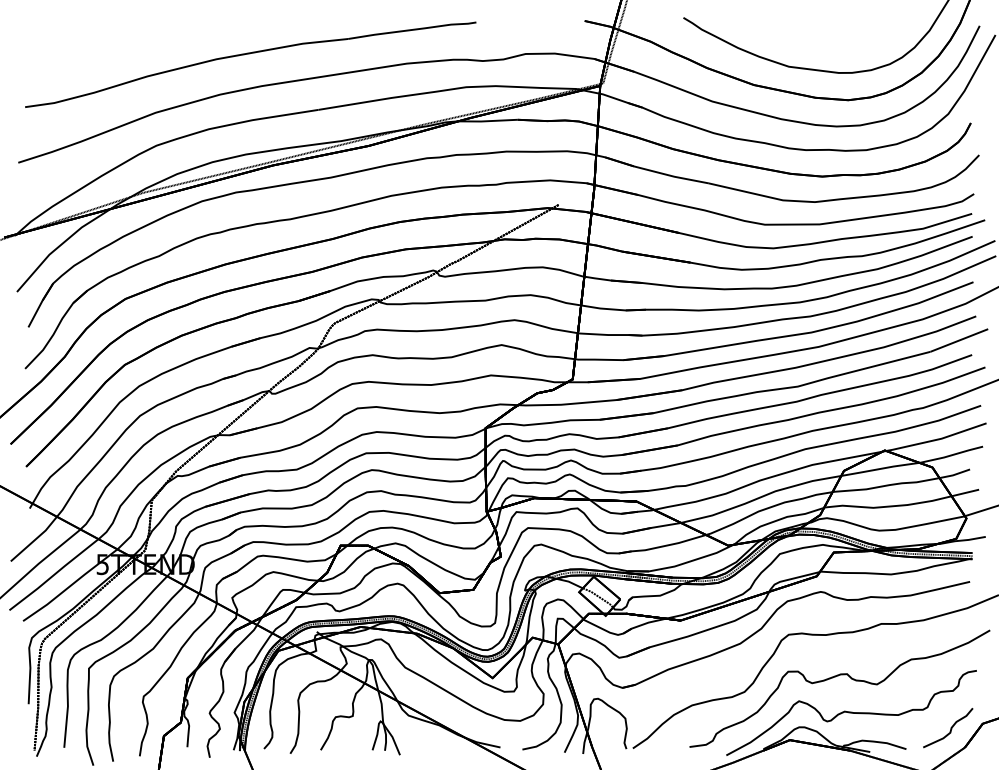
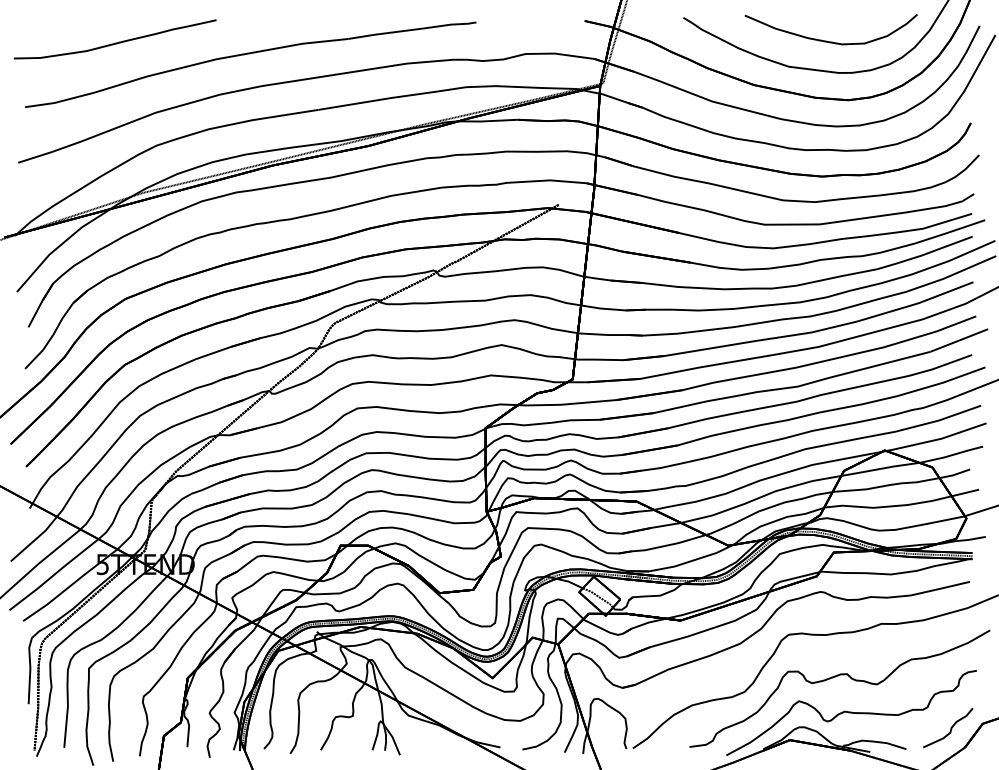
curve: none -> present (826, 40)
curve: none -> present (115, 42)
